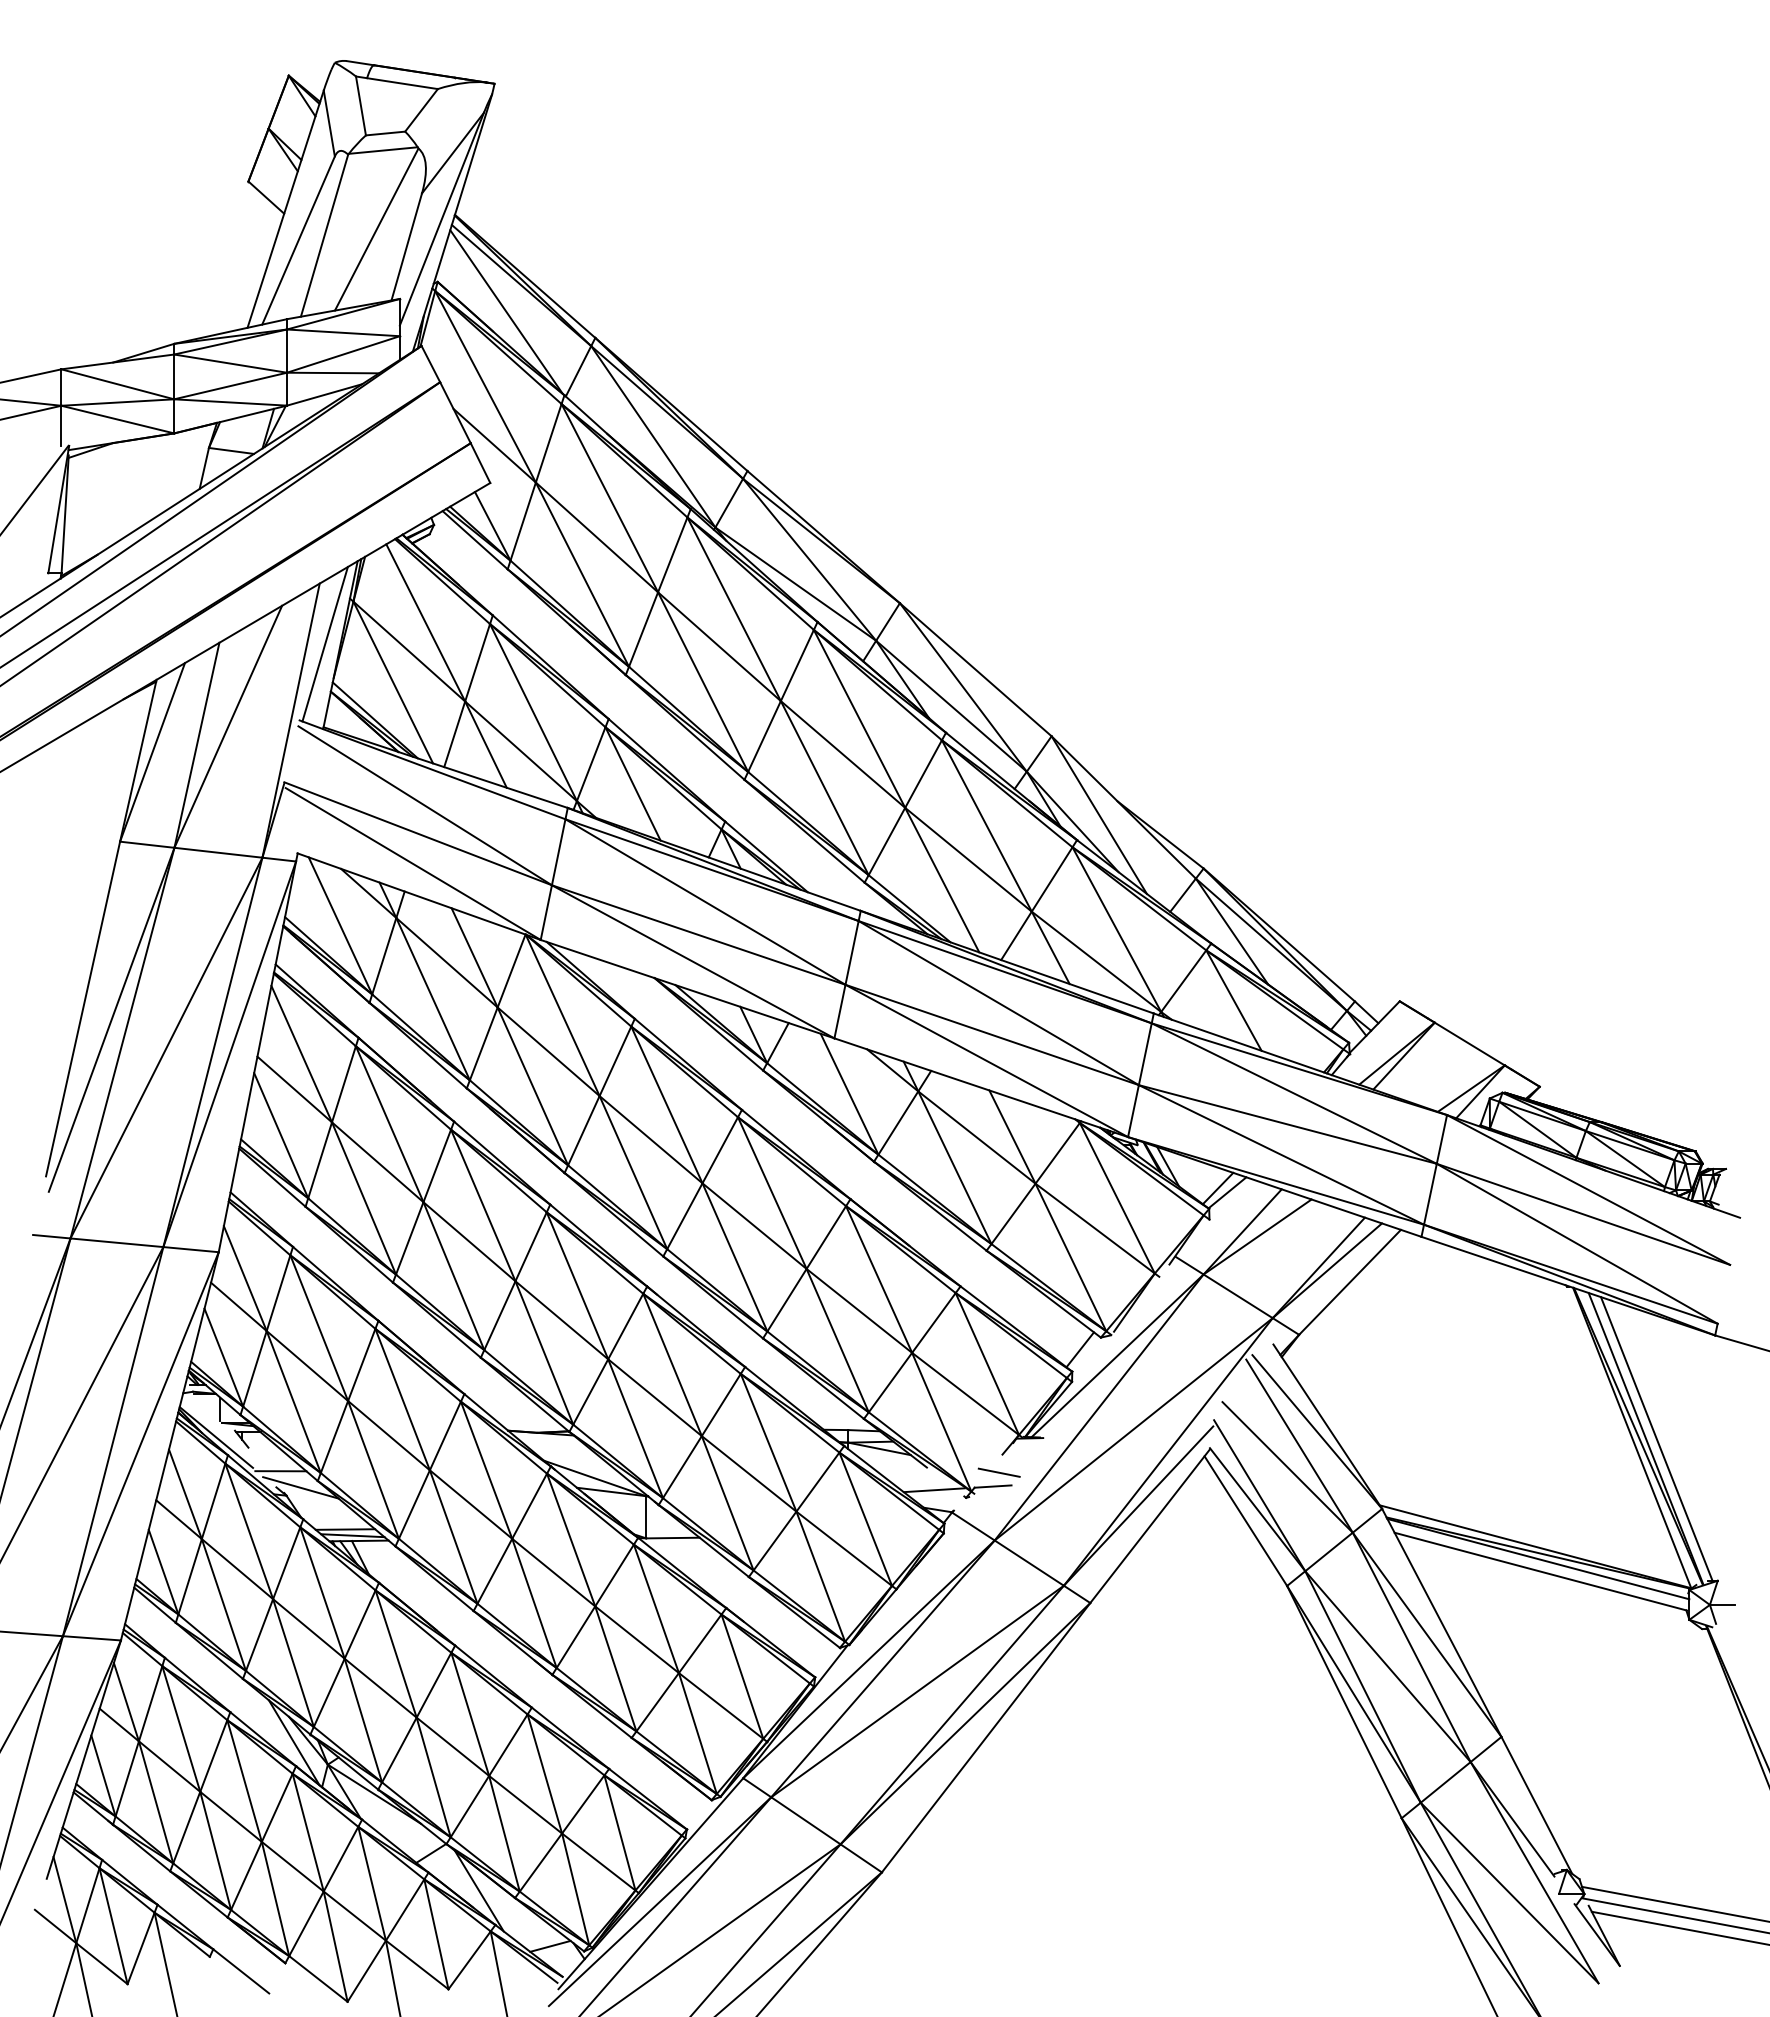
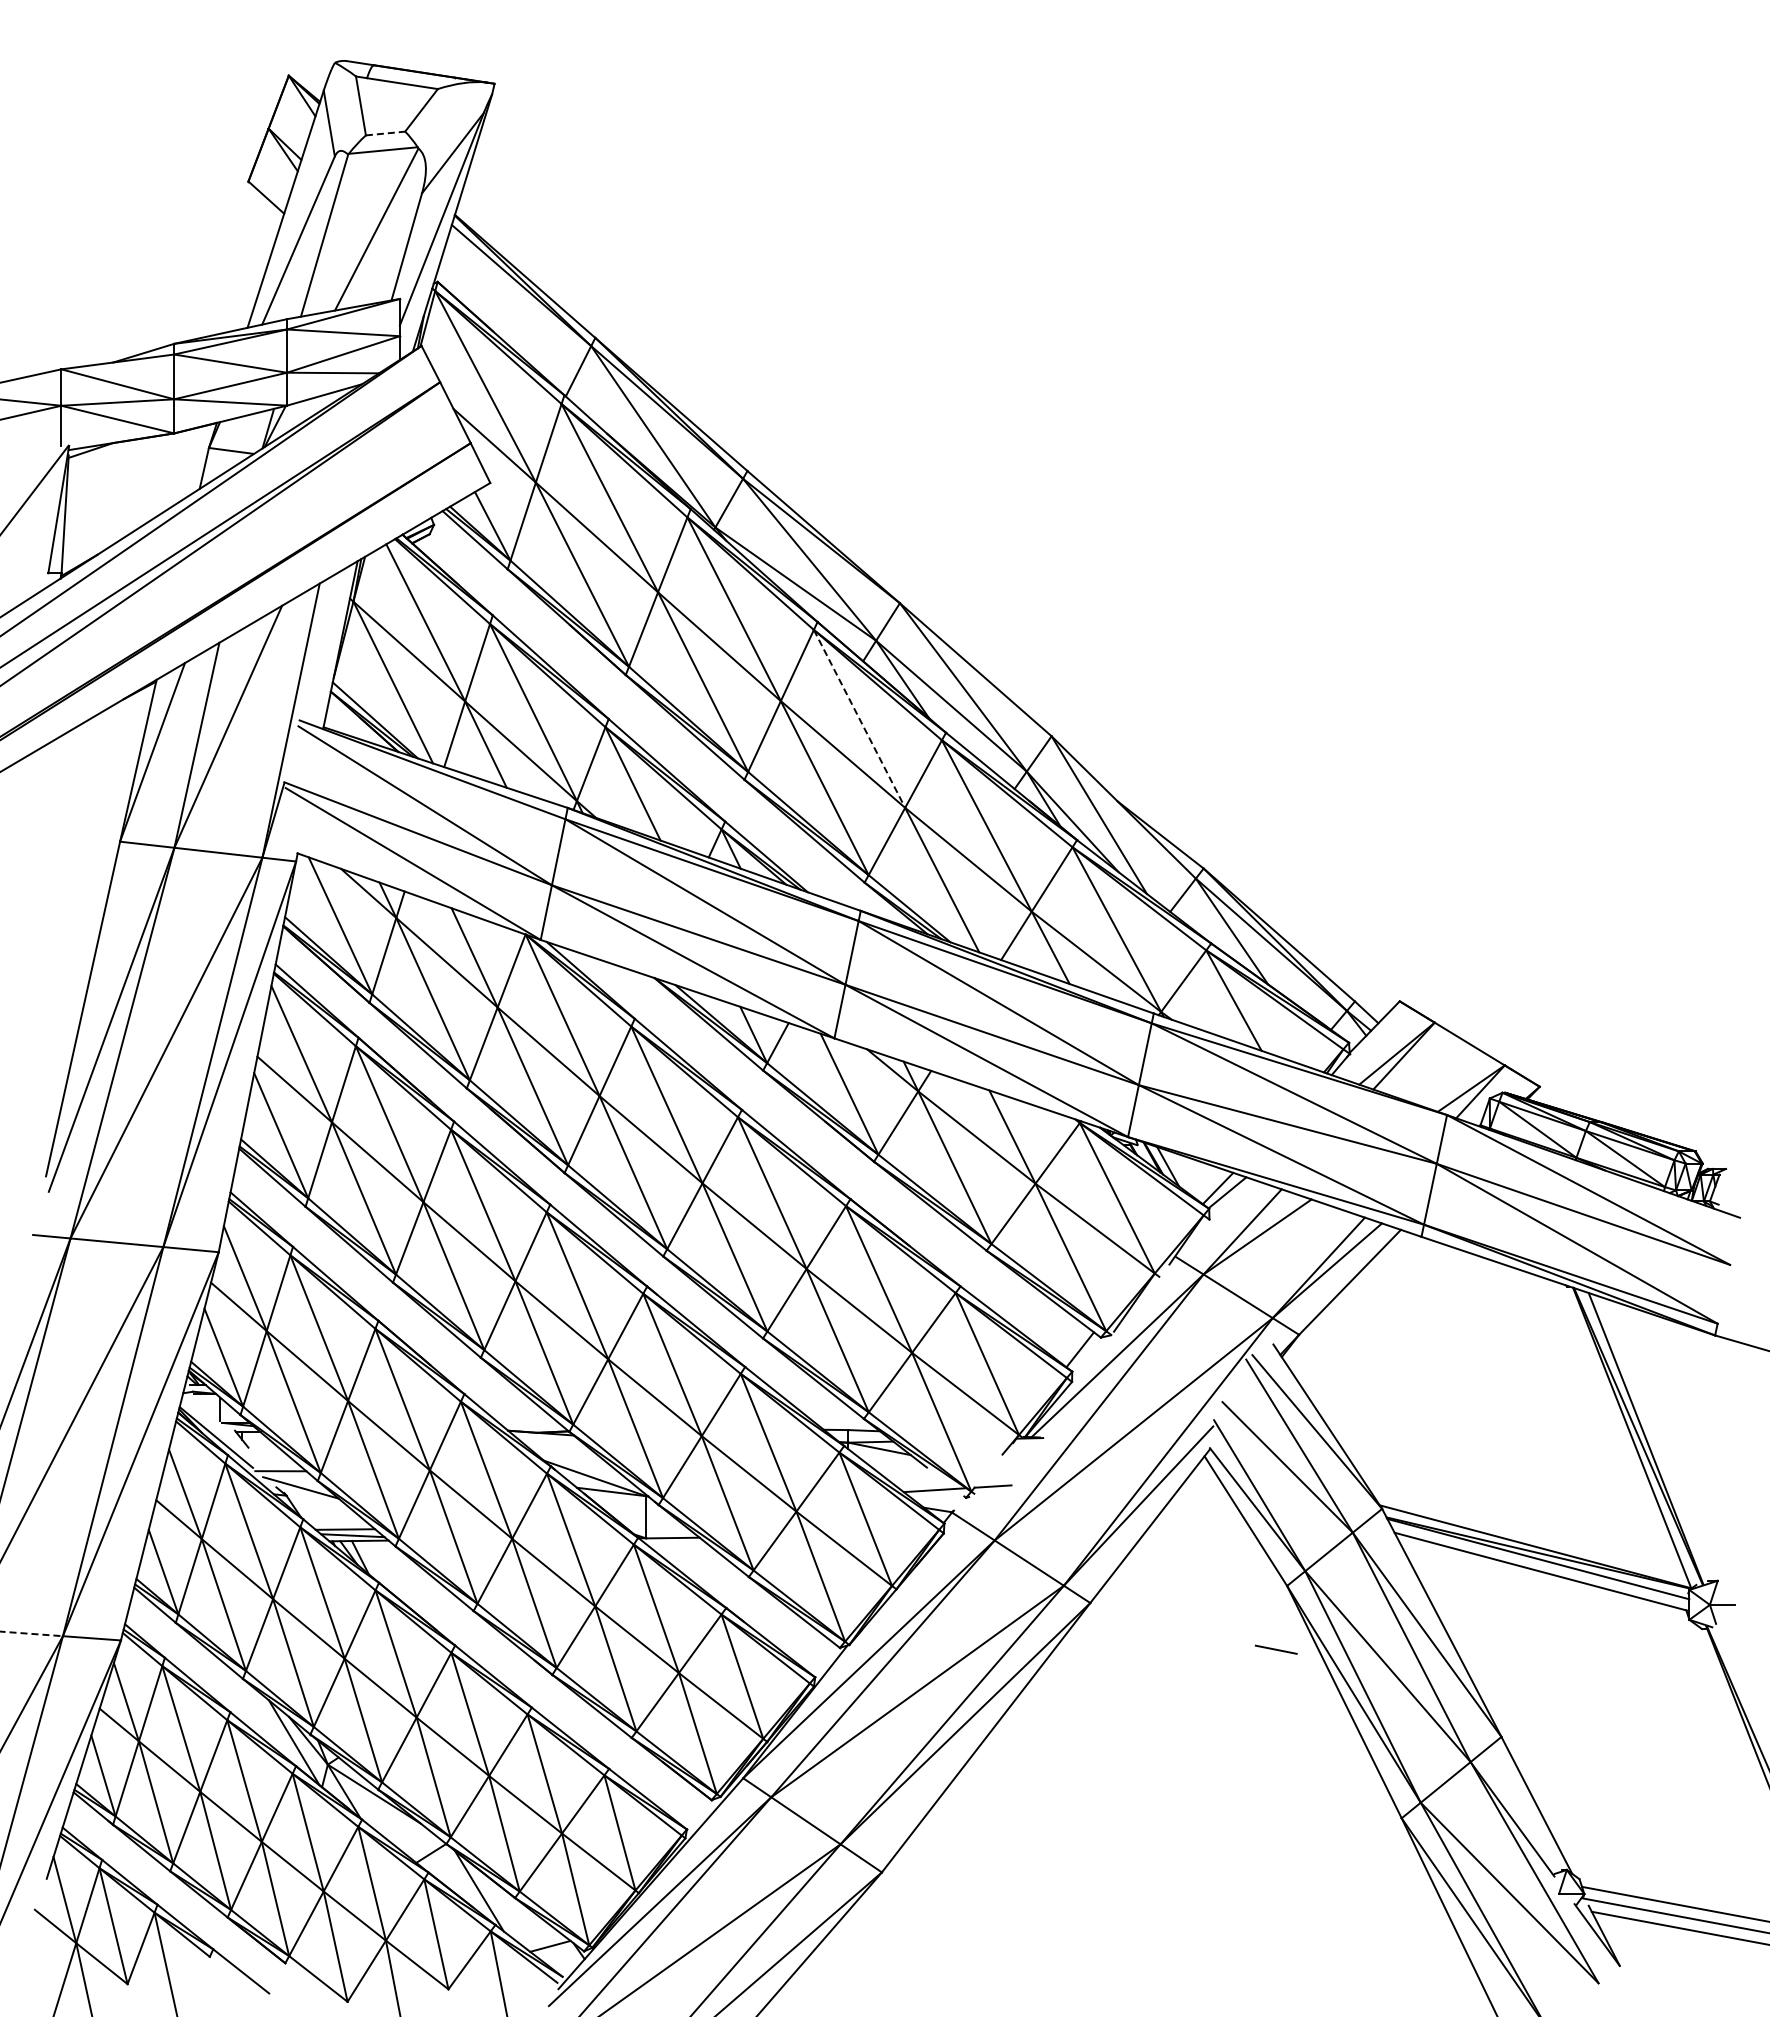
line: solid -> dashed (385, 133)
line: present -> none (506, 311)
line: present -> none (324, 644)
line: solid -> dashed (859, 718)
line: present -> none (1656, 1438)
line position: (998, 1472) -> (1275, 1649) (1275, 1649)
line: solid -> dashed (32, 1633)
